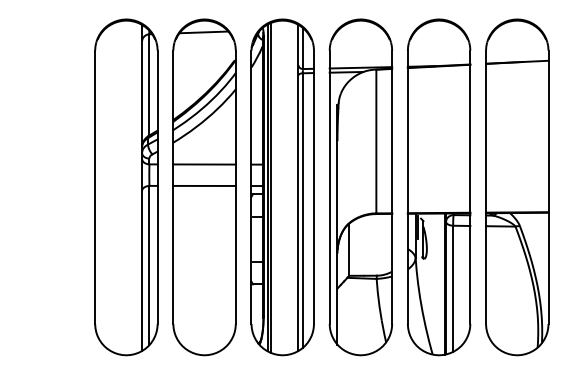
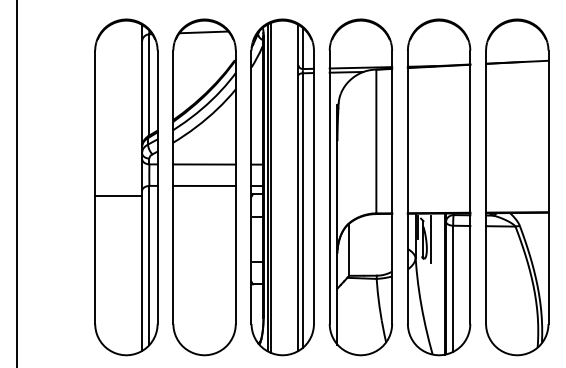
line: none -> present (16, 183)
line: none -> present (118, 196)
line: none -> present (431, 238)
